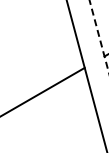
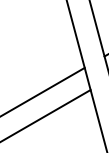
line: dashed -> solid (99, 36)
line: none -> present (46, 115)
